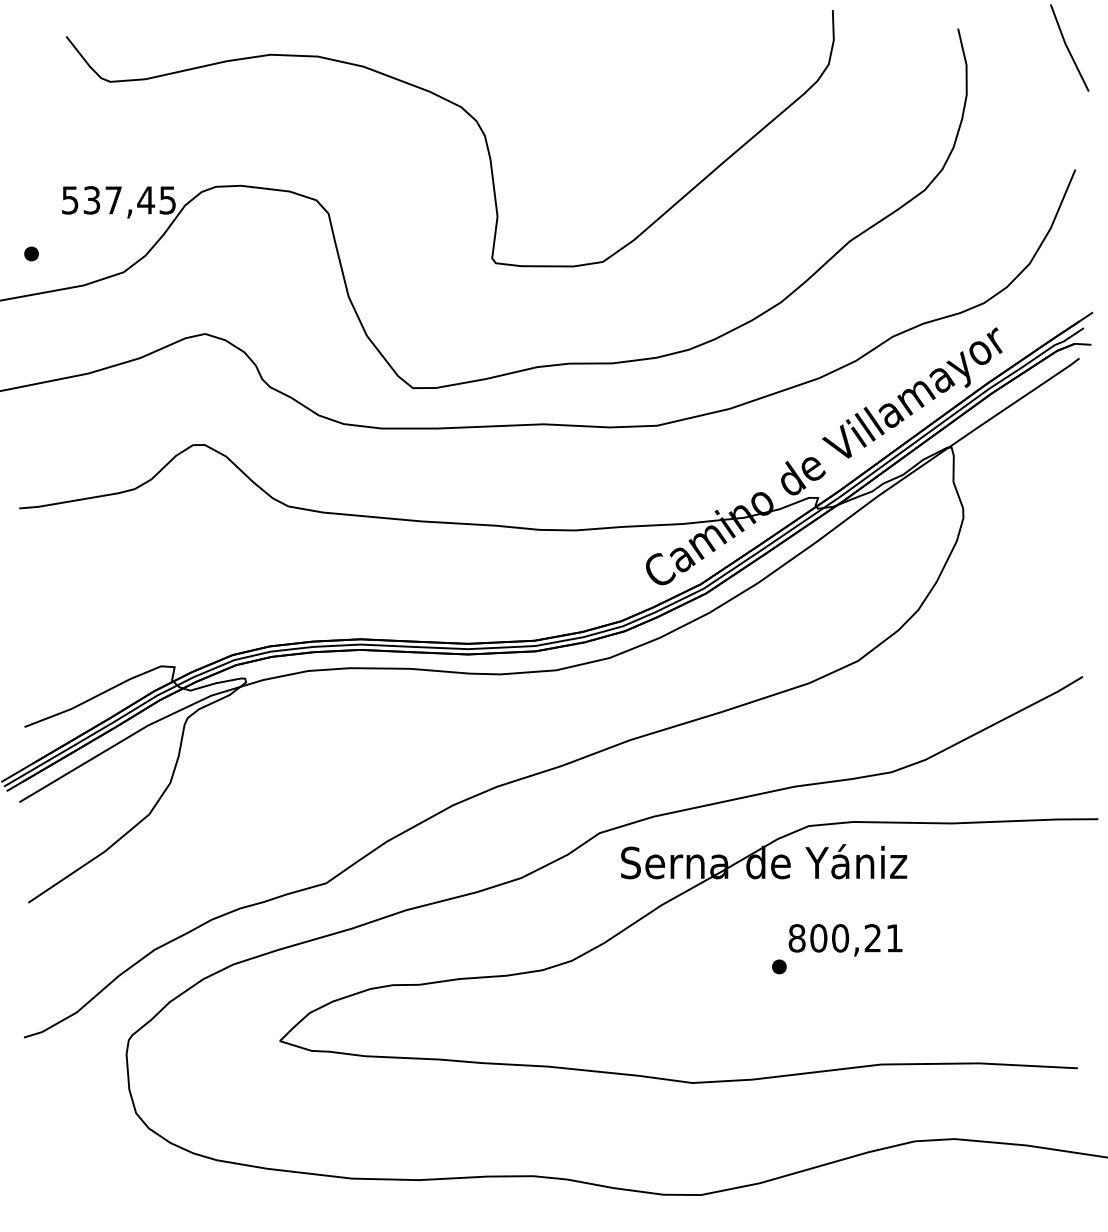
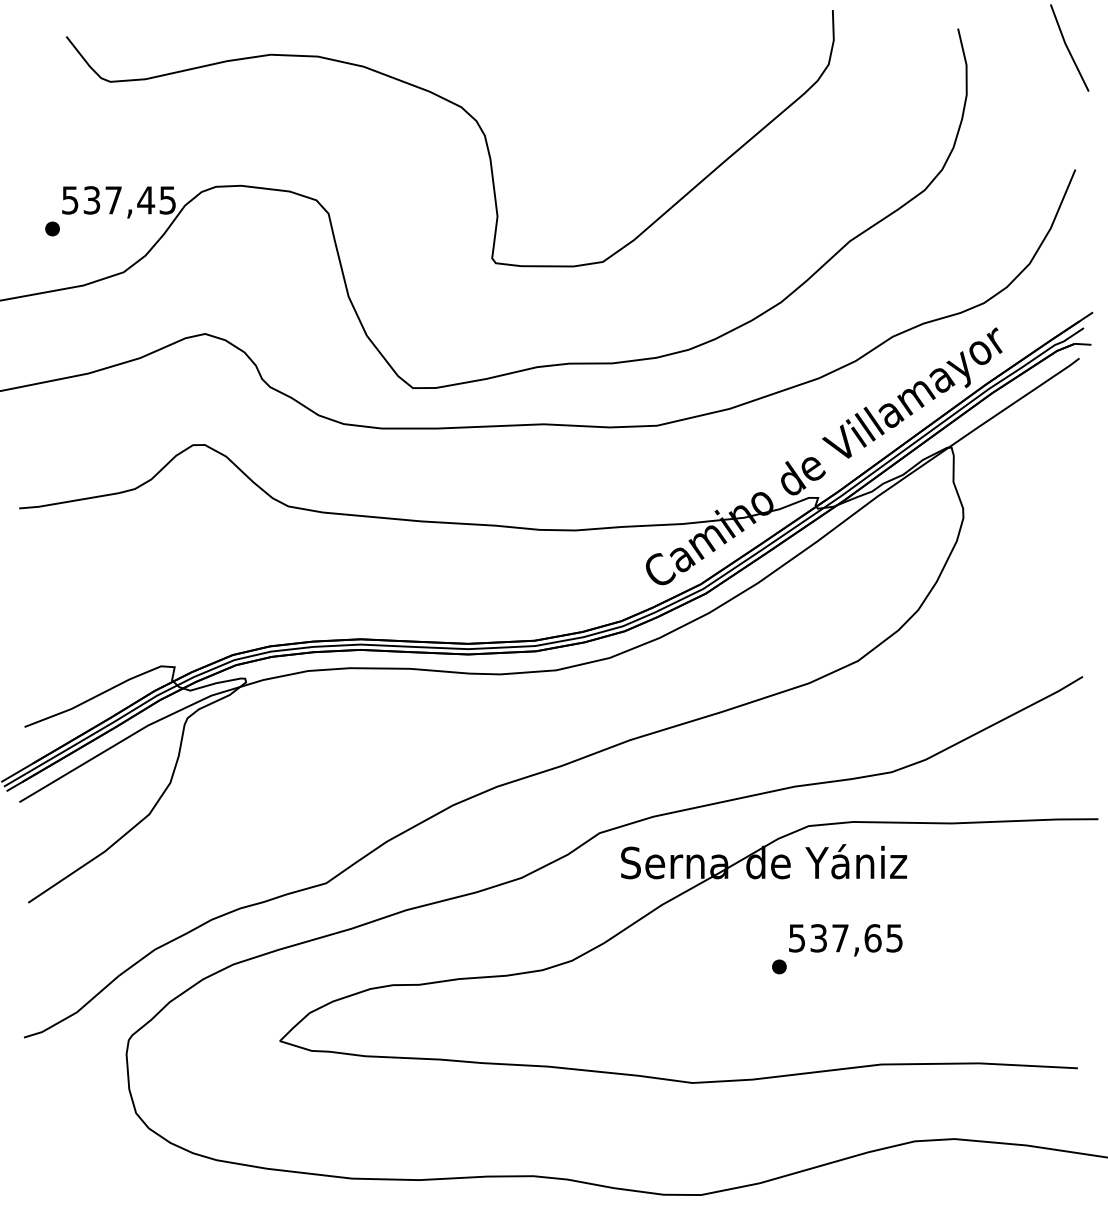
part position: (31, 253) -> (52, 228) (52, 228)
text: 800,21 -> 537,65 (845, 938)
